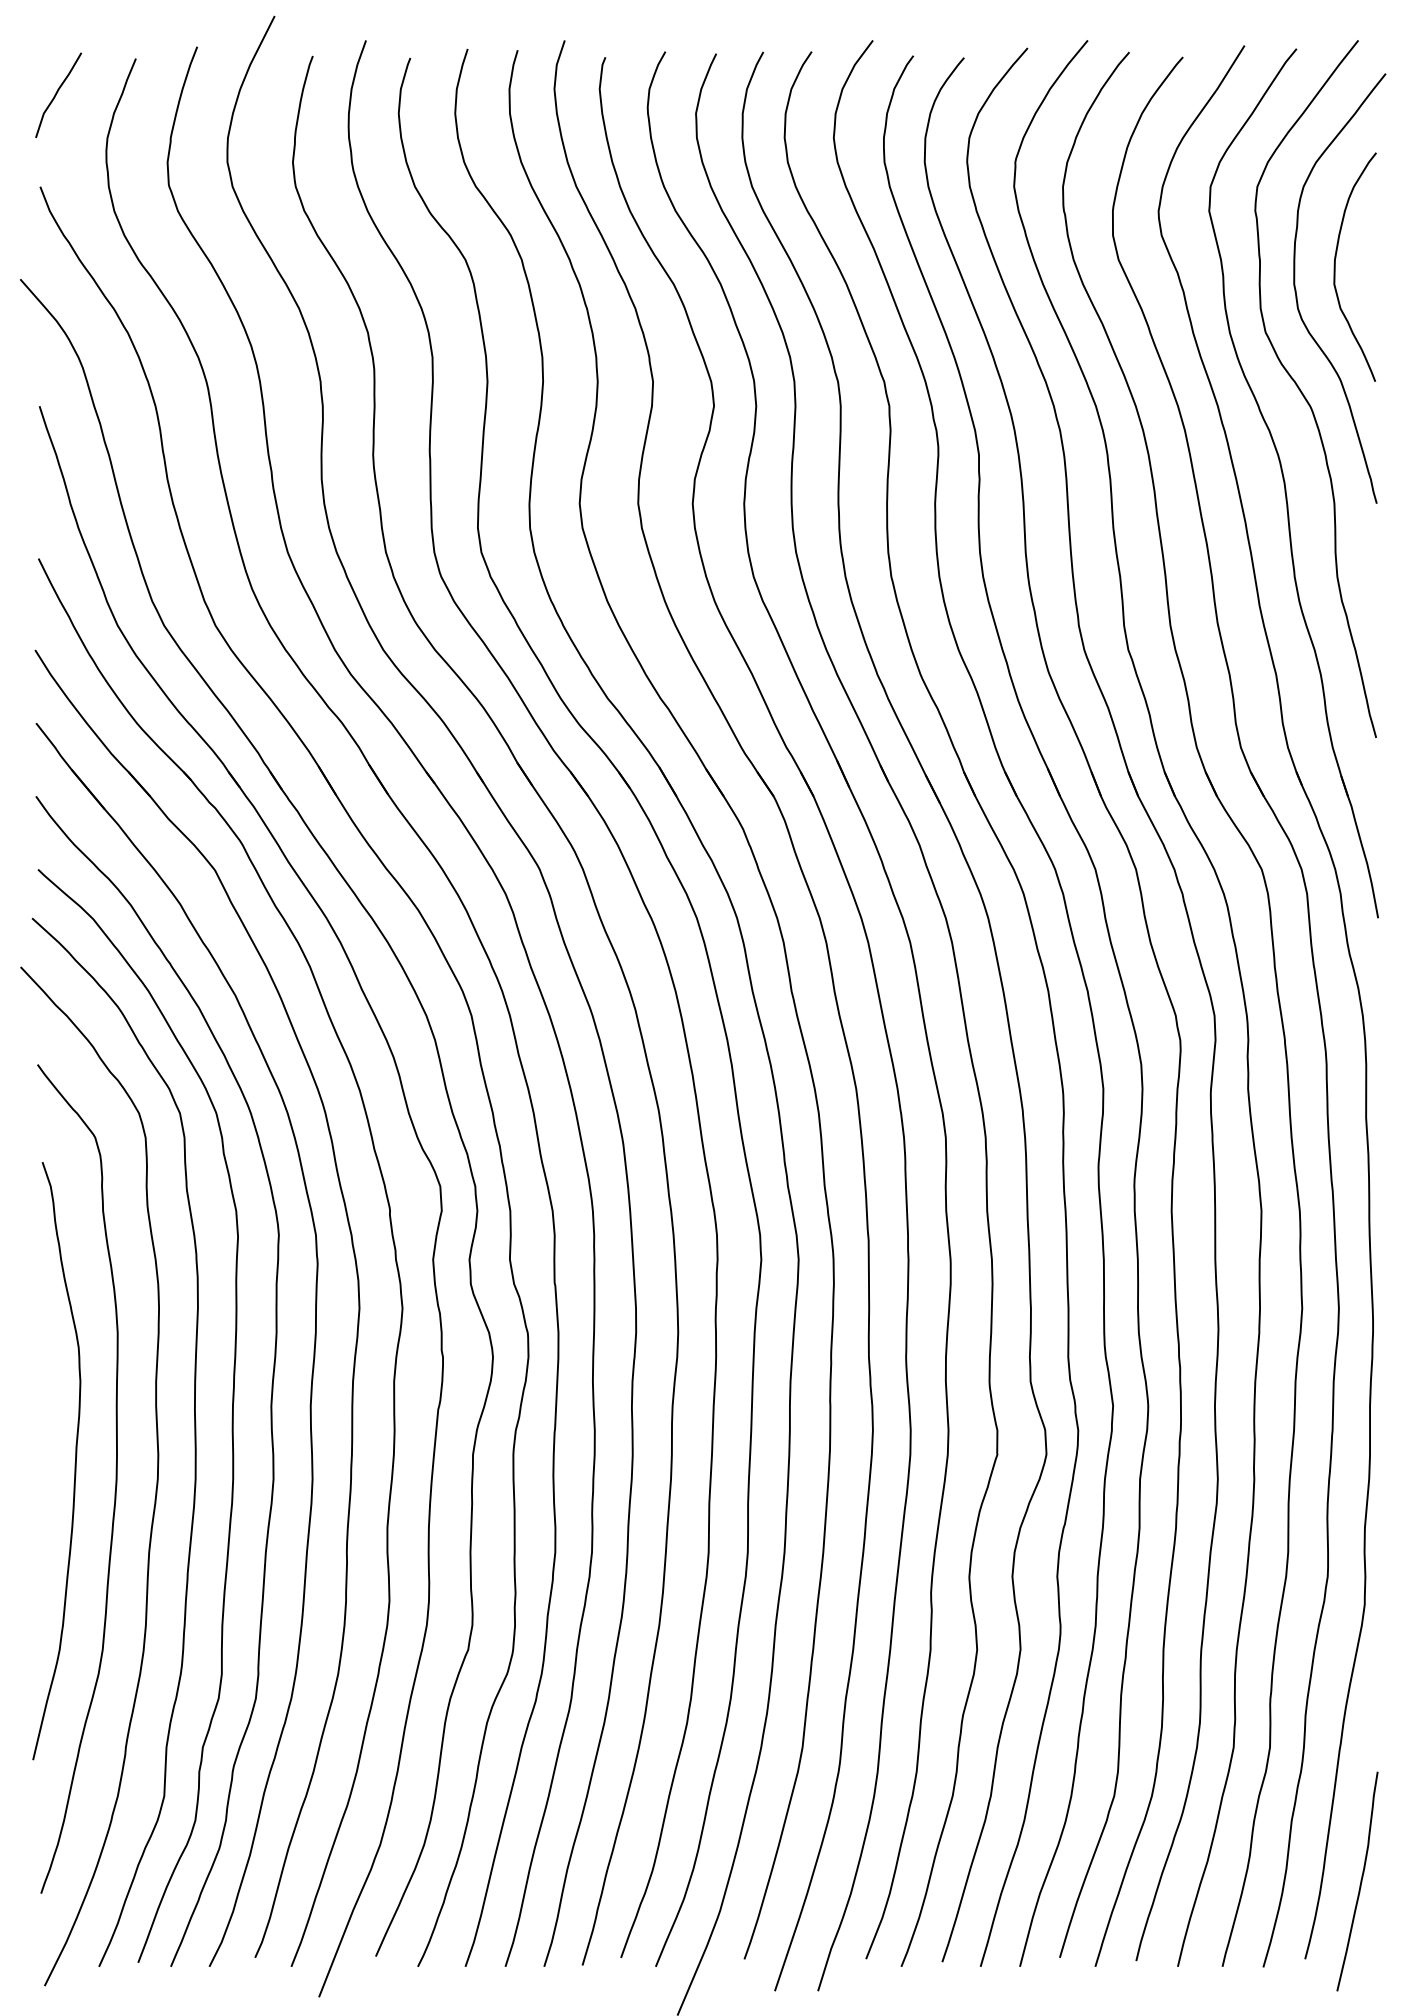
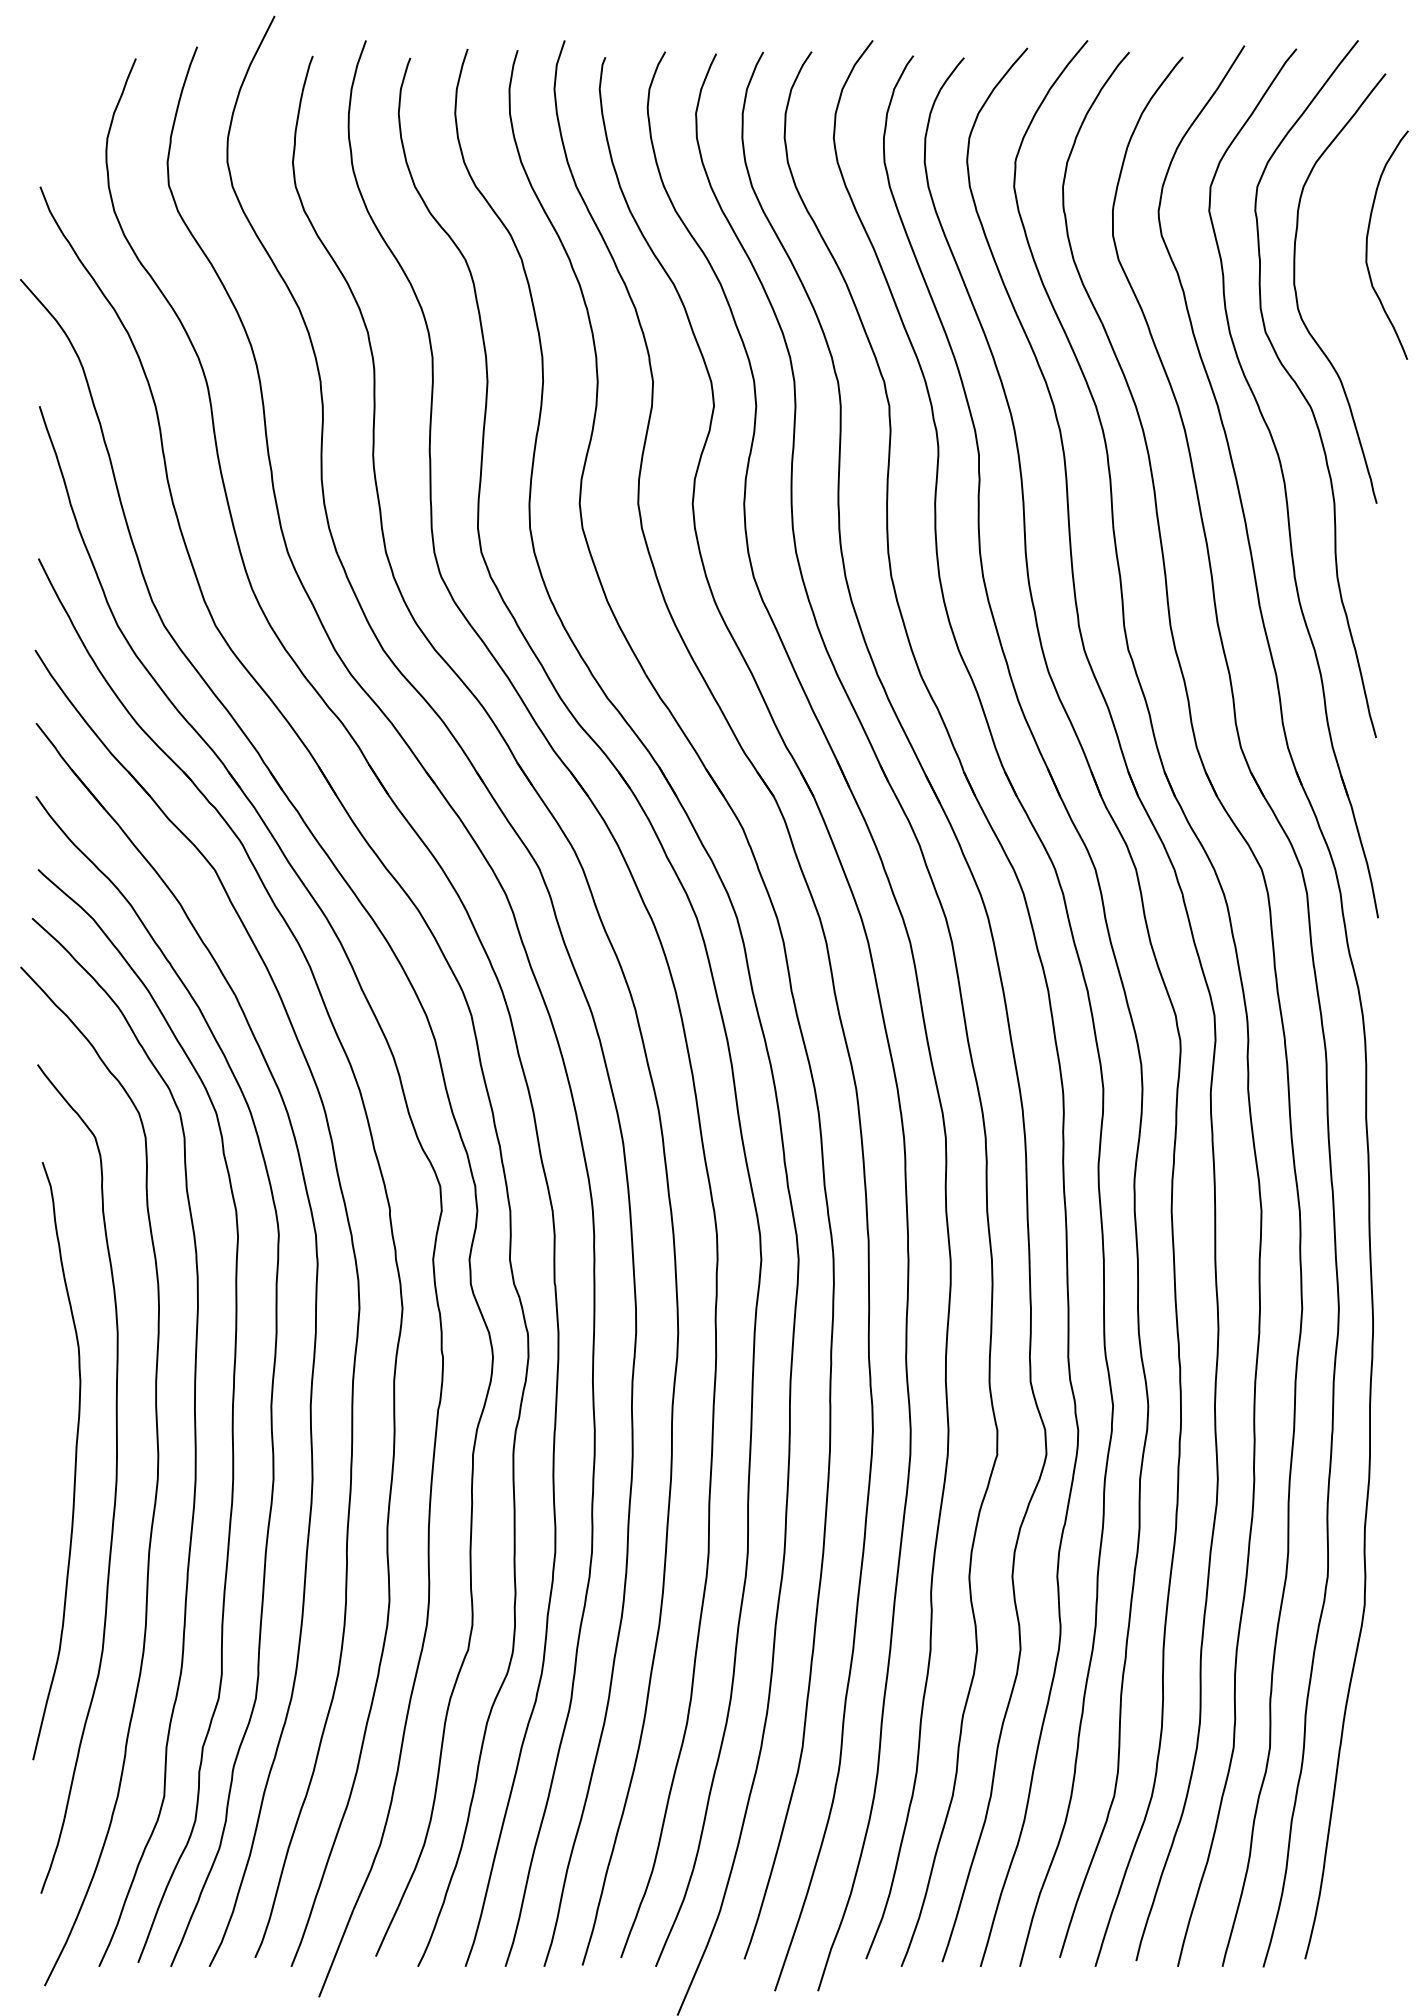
curve: present -> none (57, 93)
curve position: (1335, 266) -> (1367, 244) (1367, 244)
curve: present -> none (1360, 1881)
